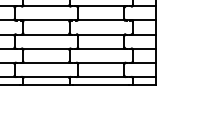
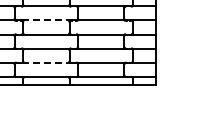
line: solid -> dashed (46, 20)
line: solid -> dashed (46, 62)
